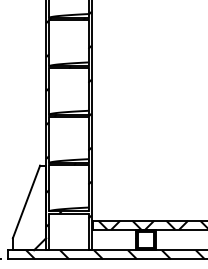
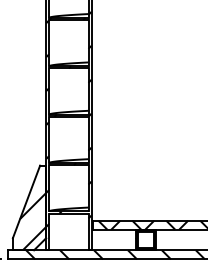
hatch: none -> present (33, 221)
